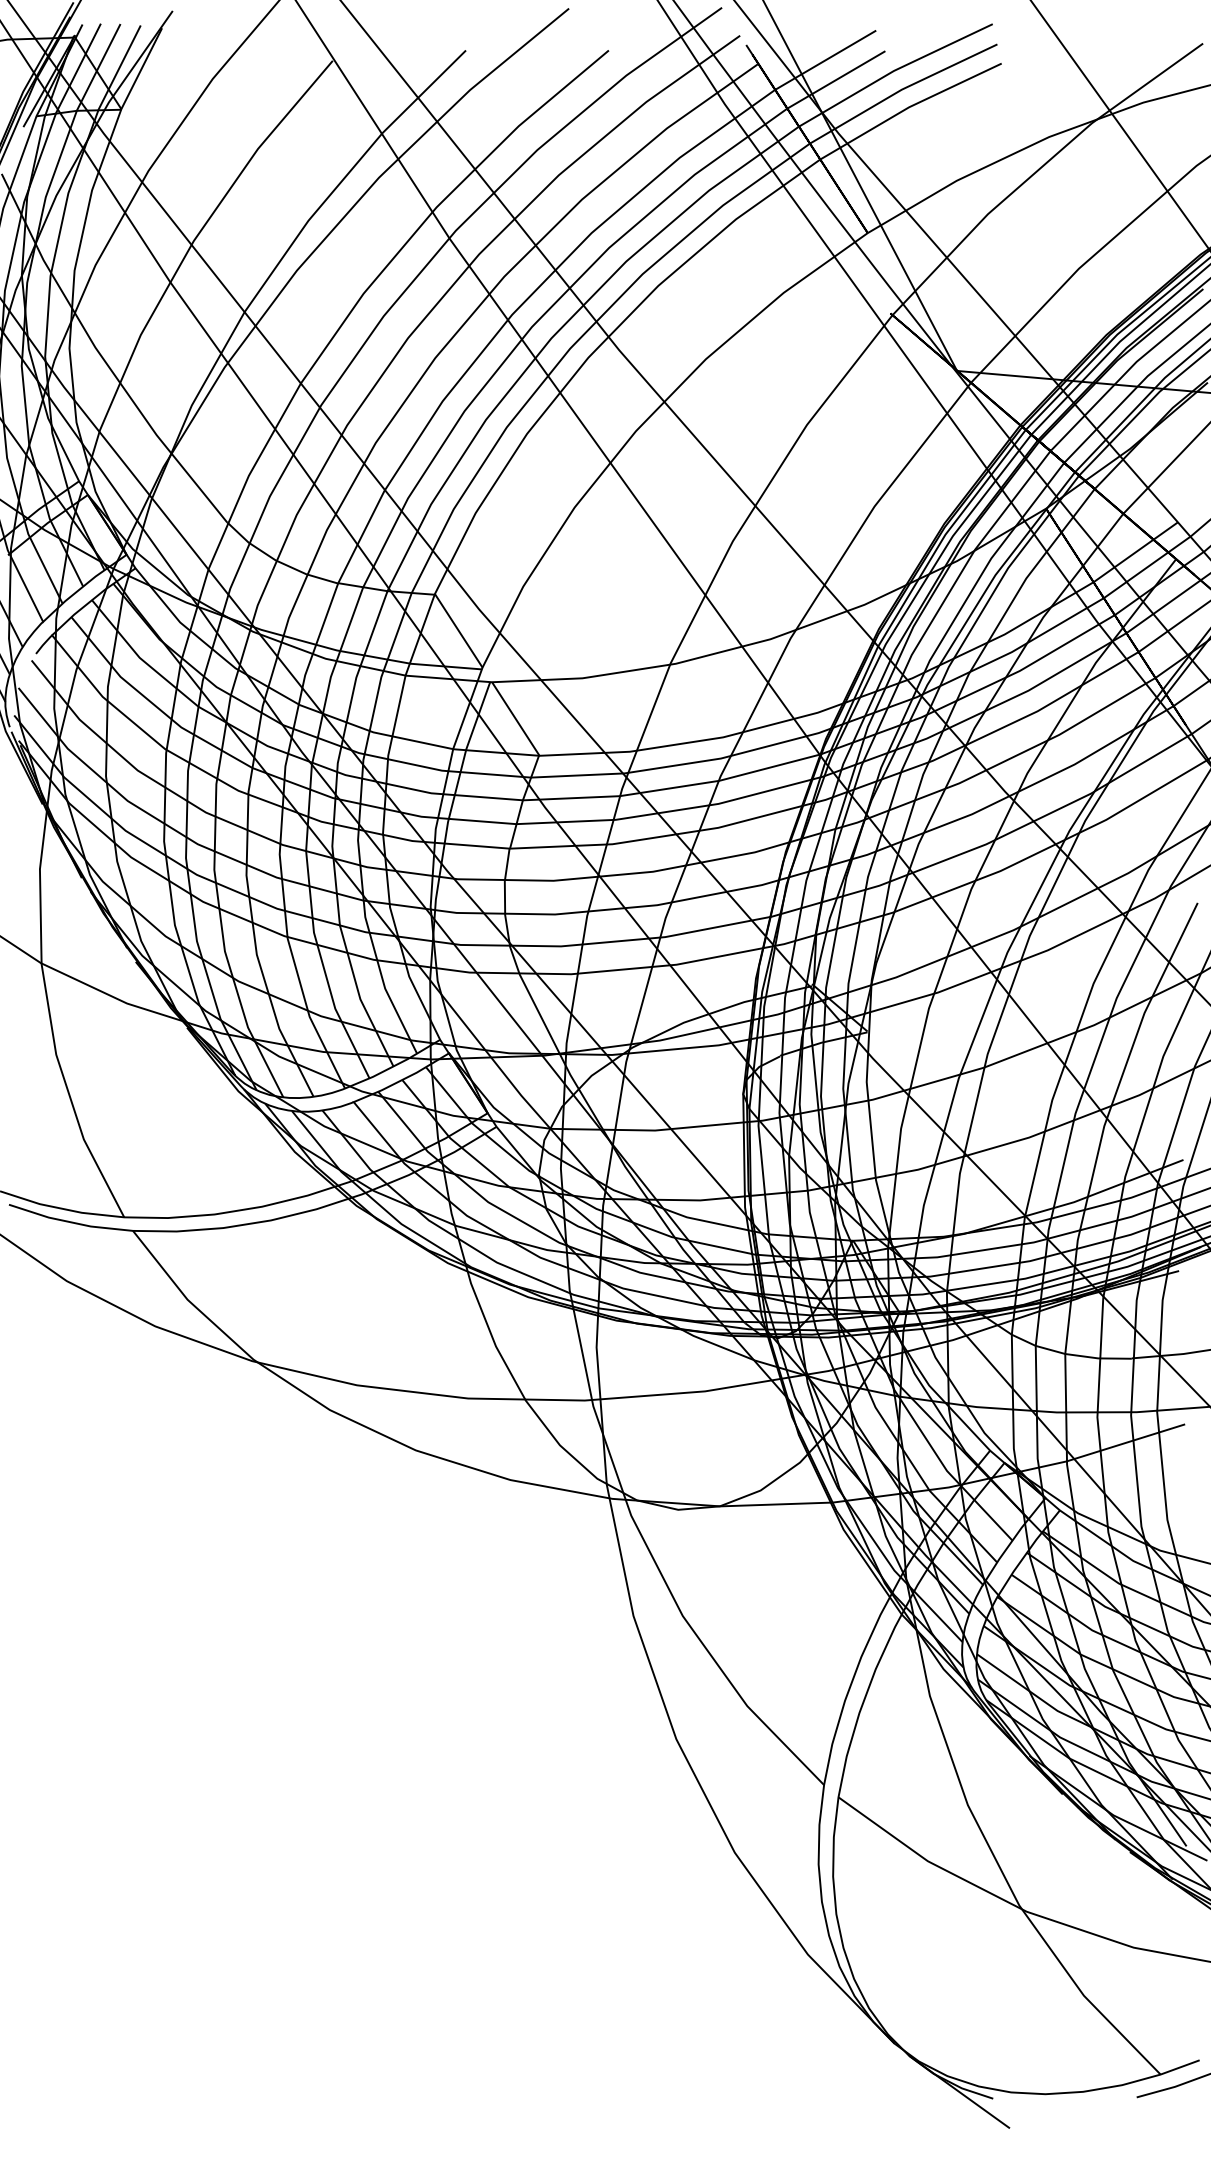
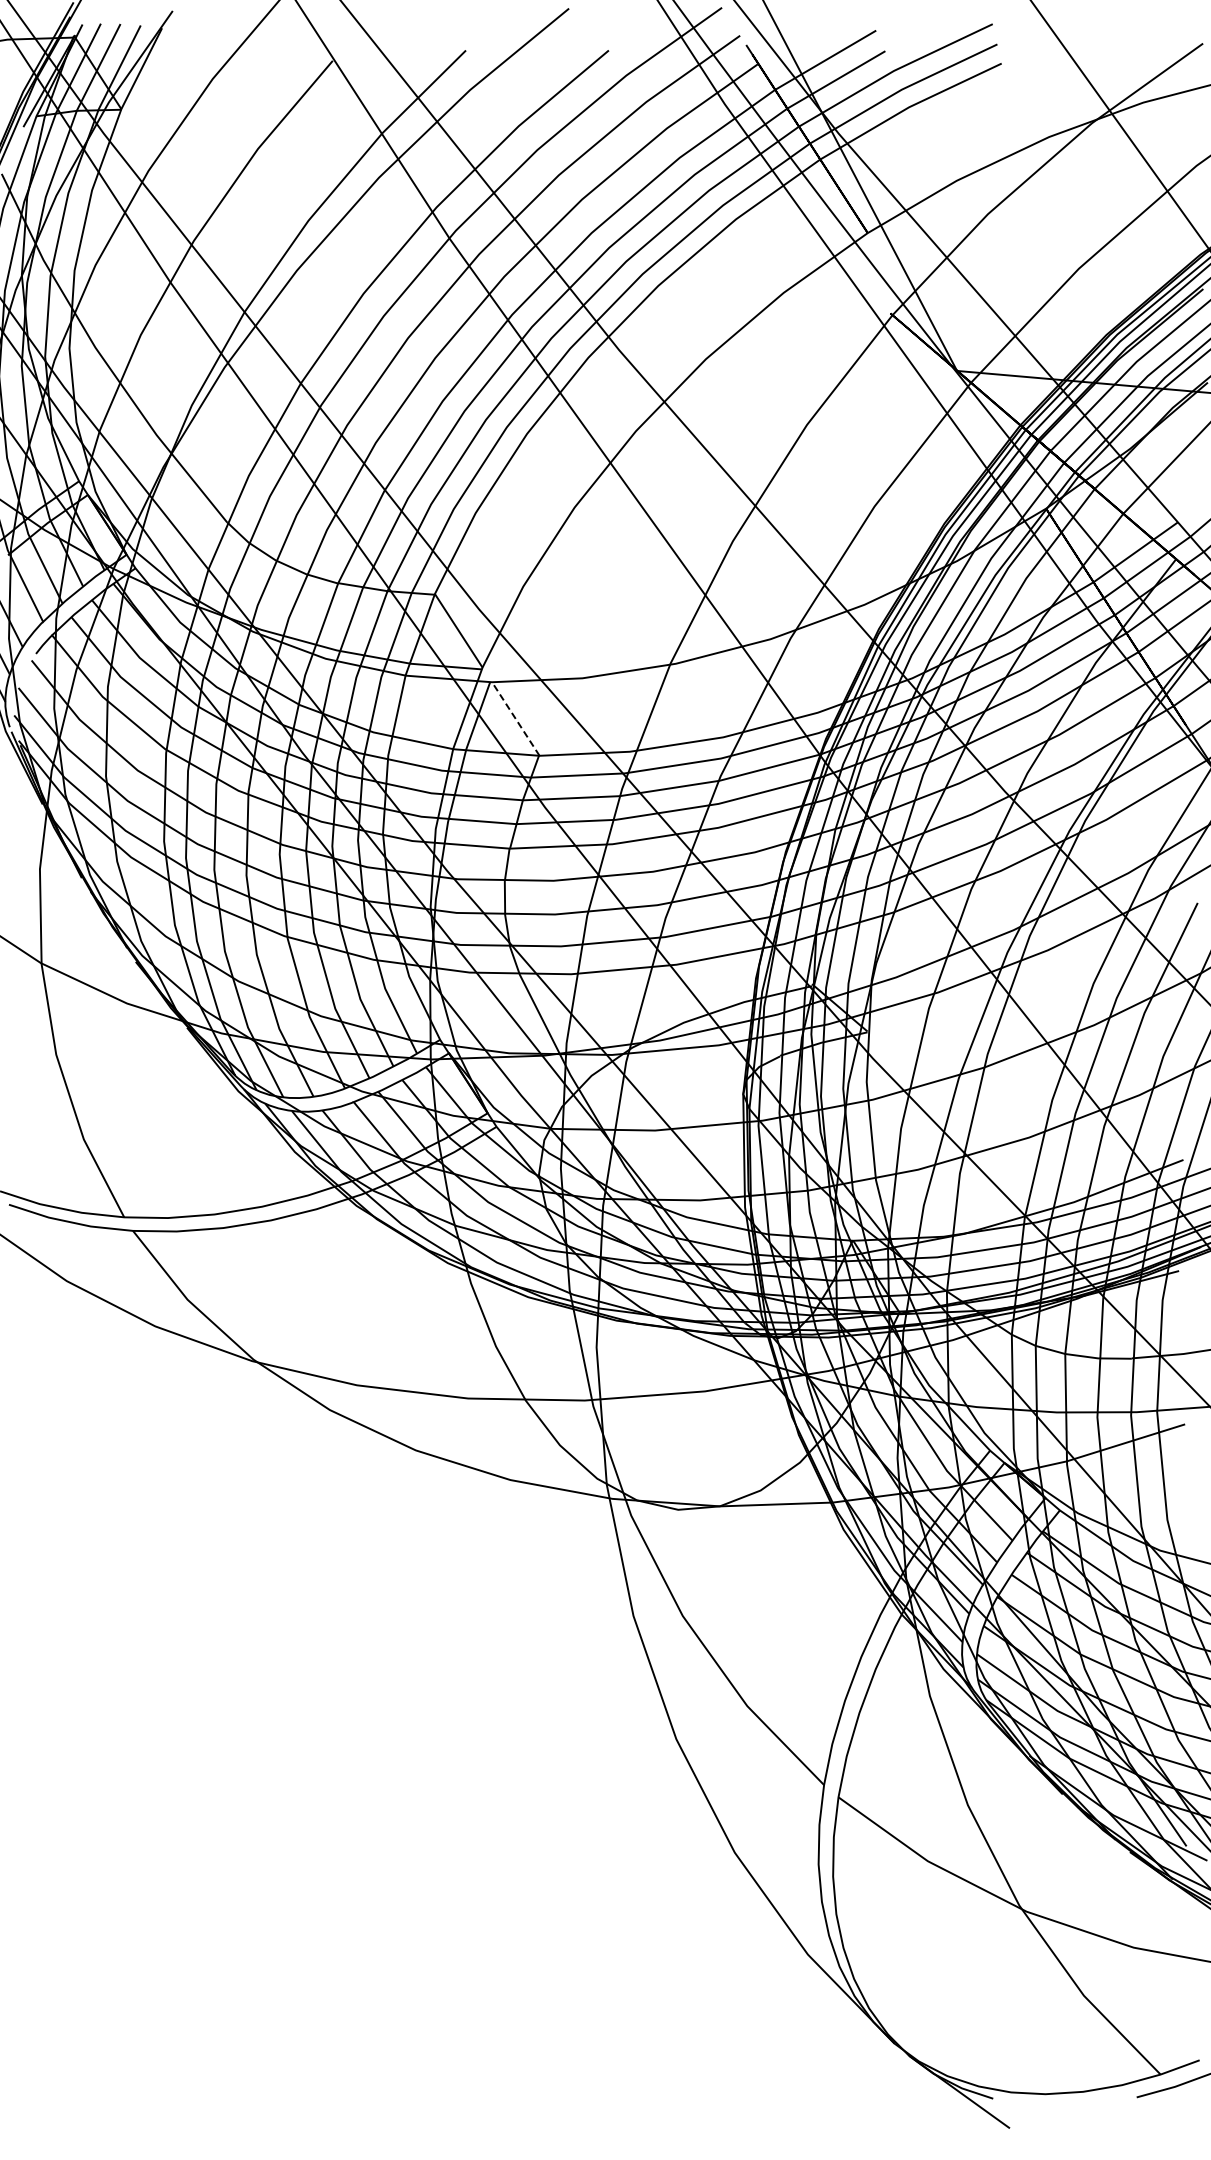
line: solid -> dashed (515, 719)
